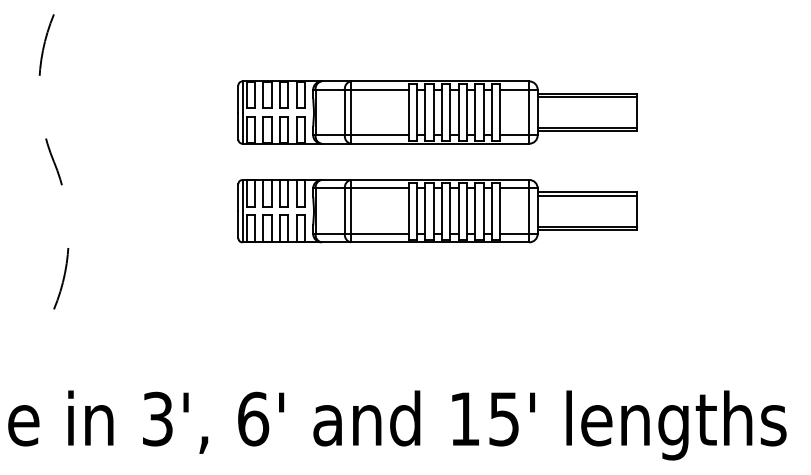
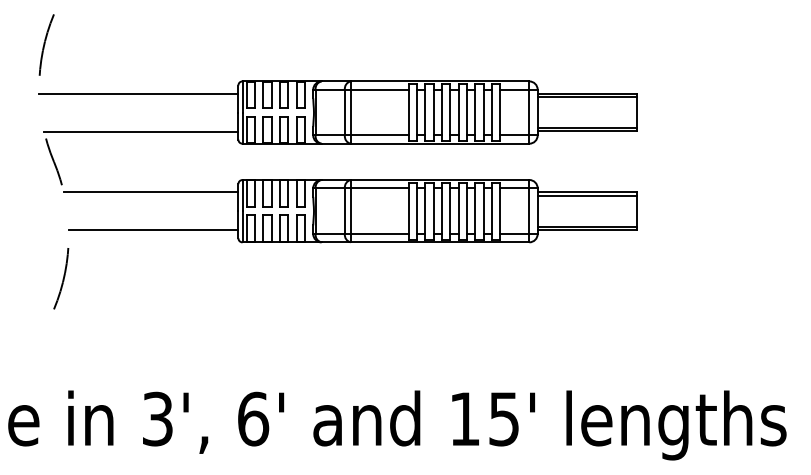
line: none -> present (138, 93)
line: none -> present (141, 131)
line: none -> present (150, 192)
line: none -> present (153, 230)
